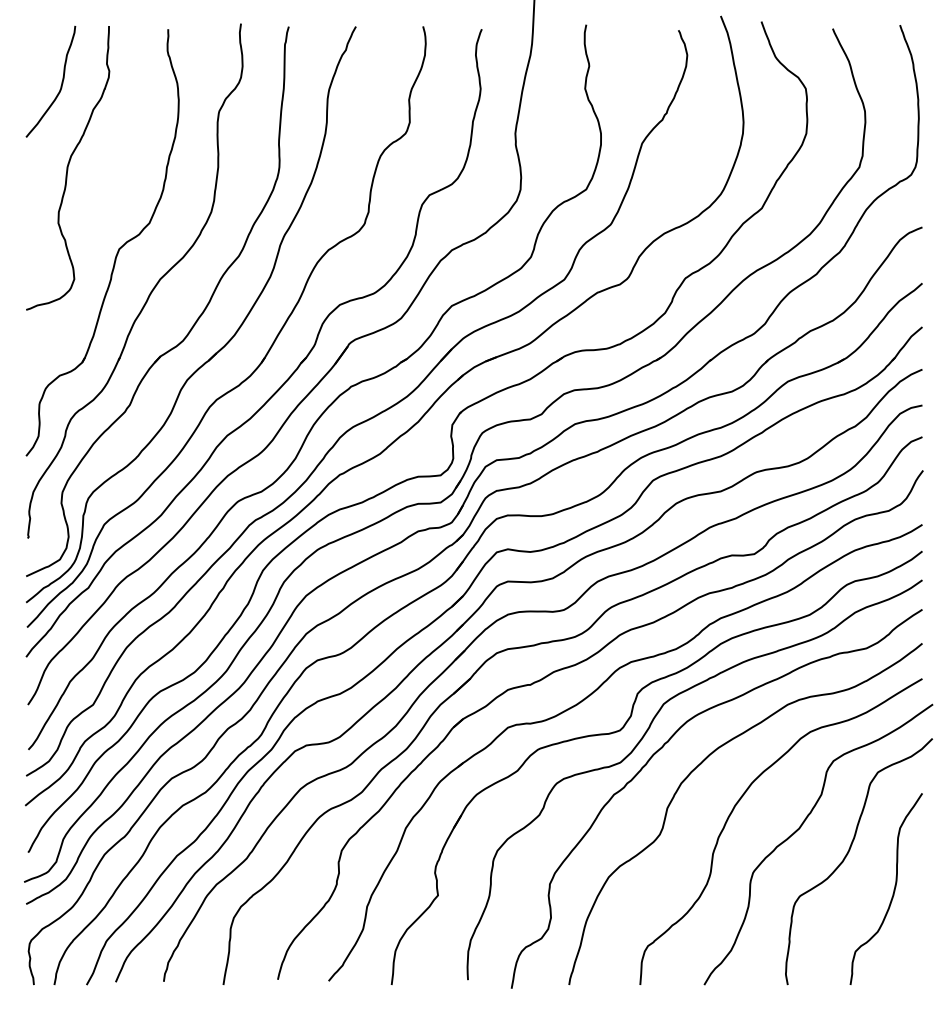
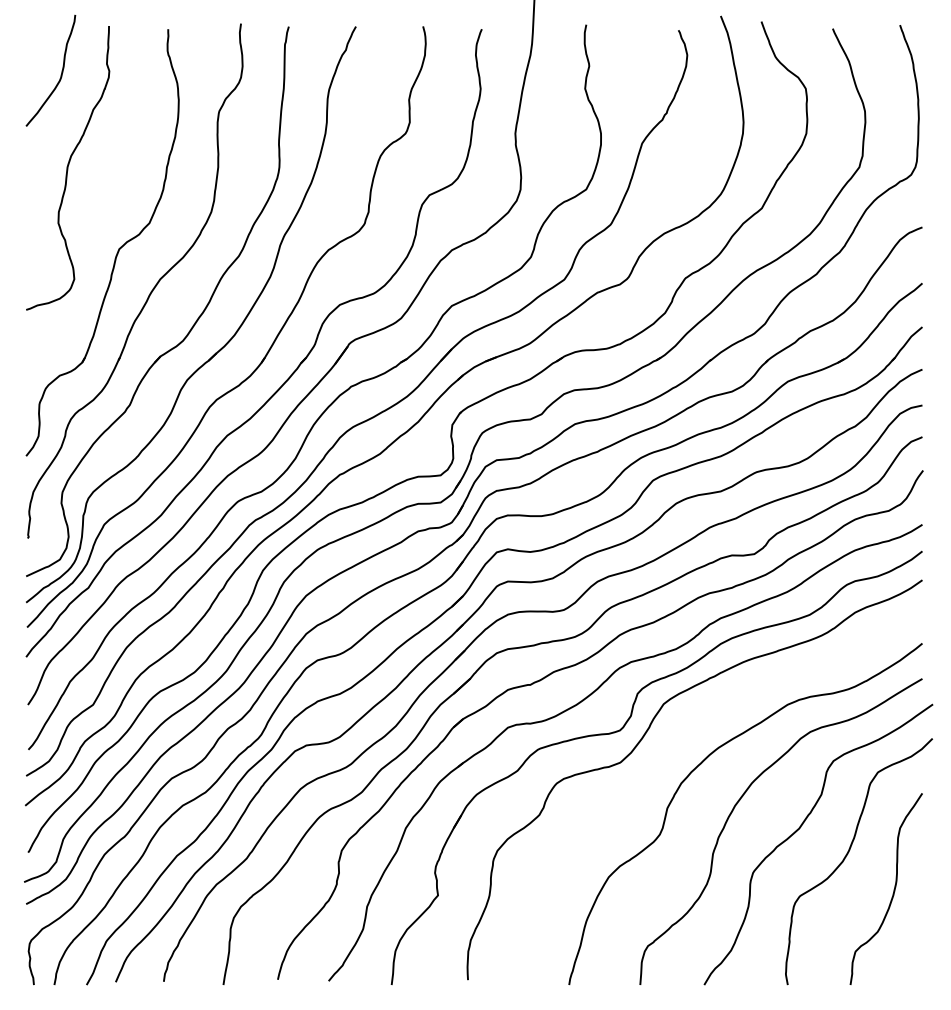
curve position: (60, 85) -> (60, 74) (60, 74)
curve: present -> none (663, 747)
